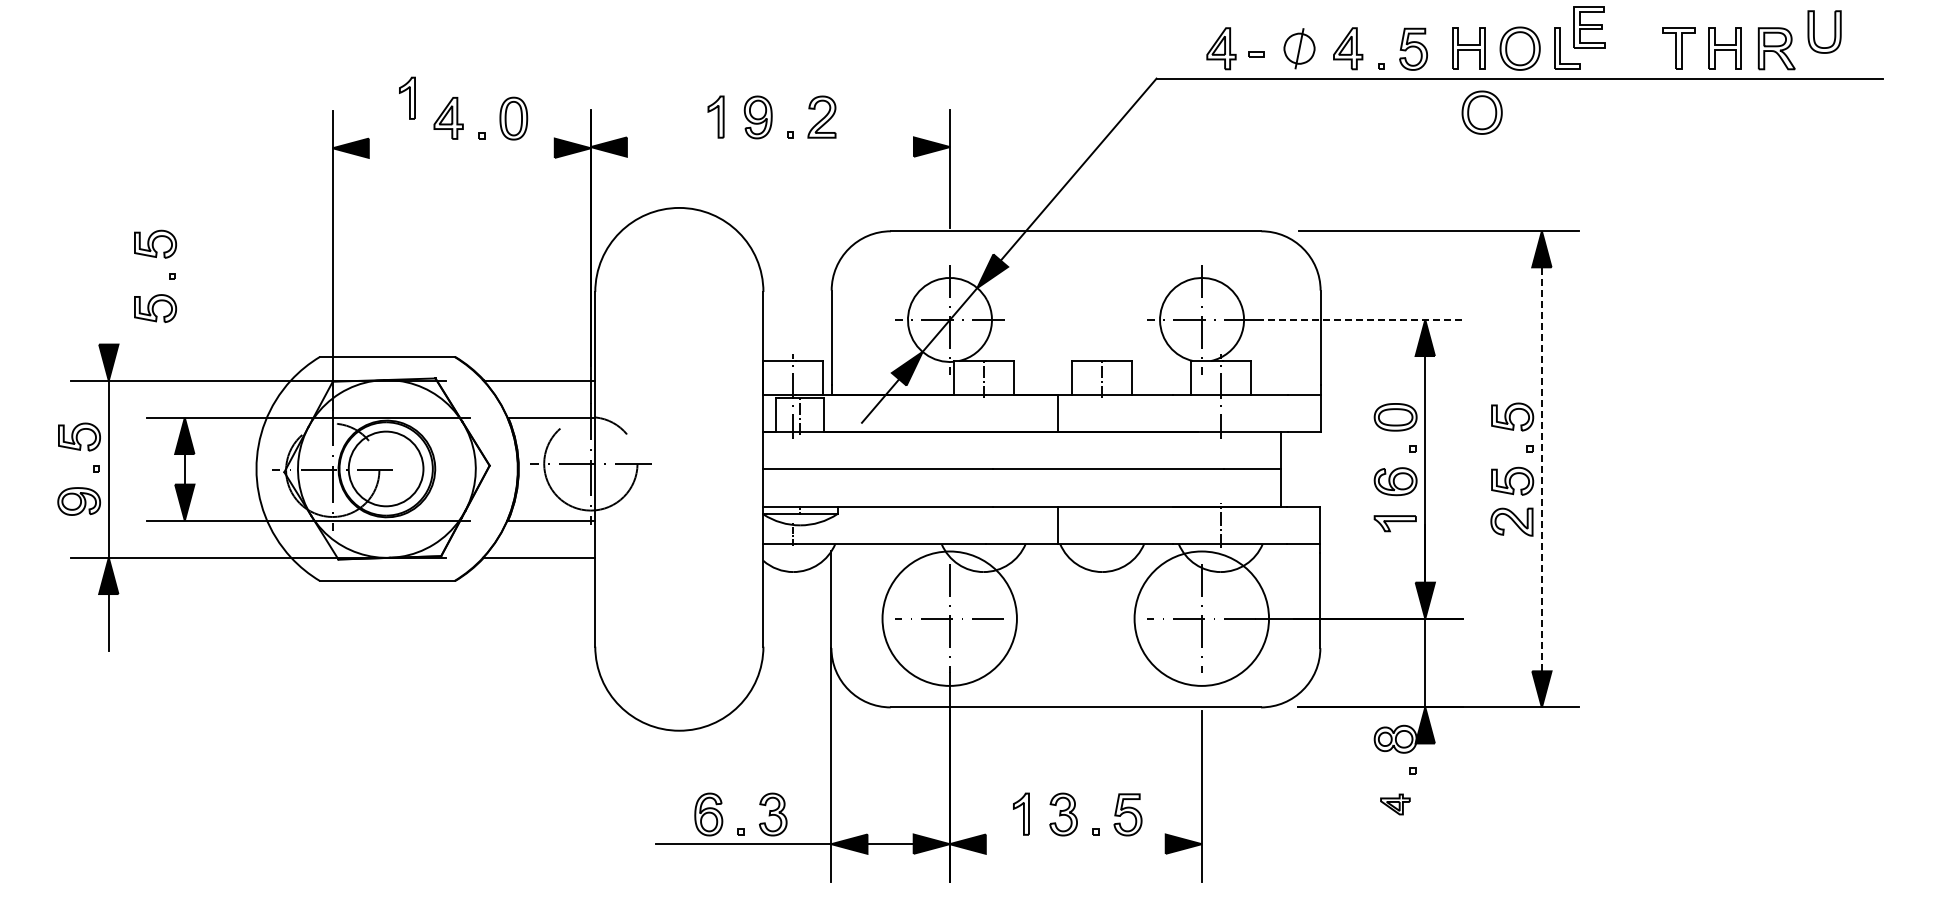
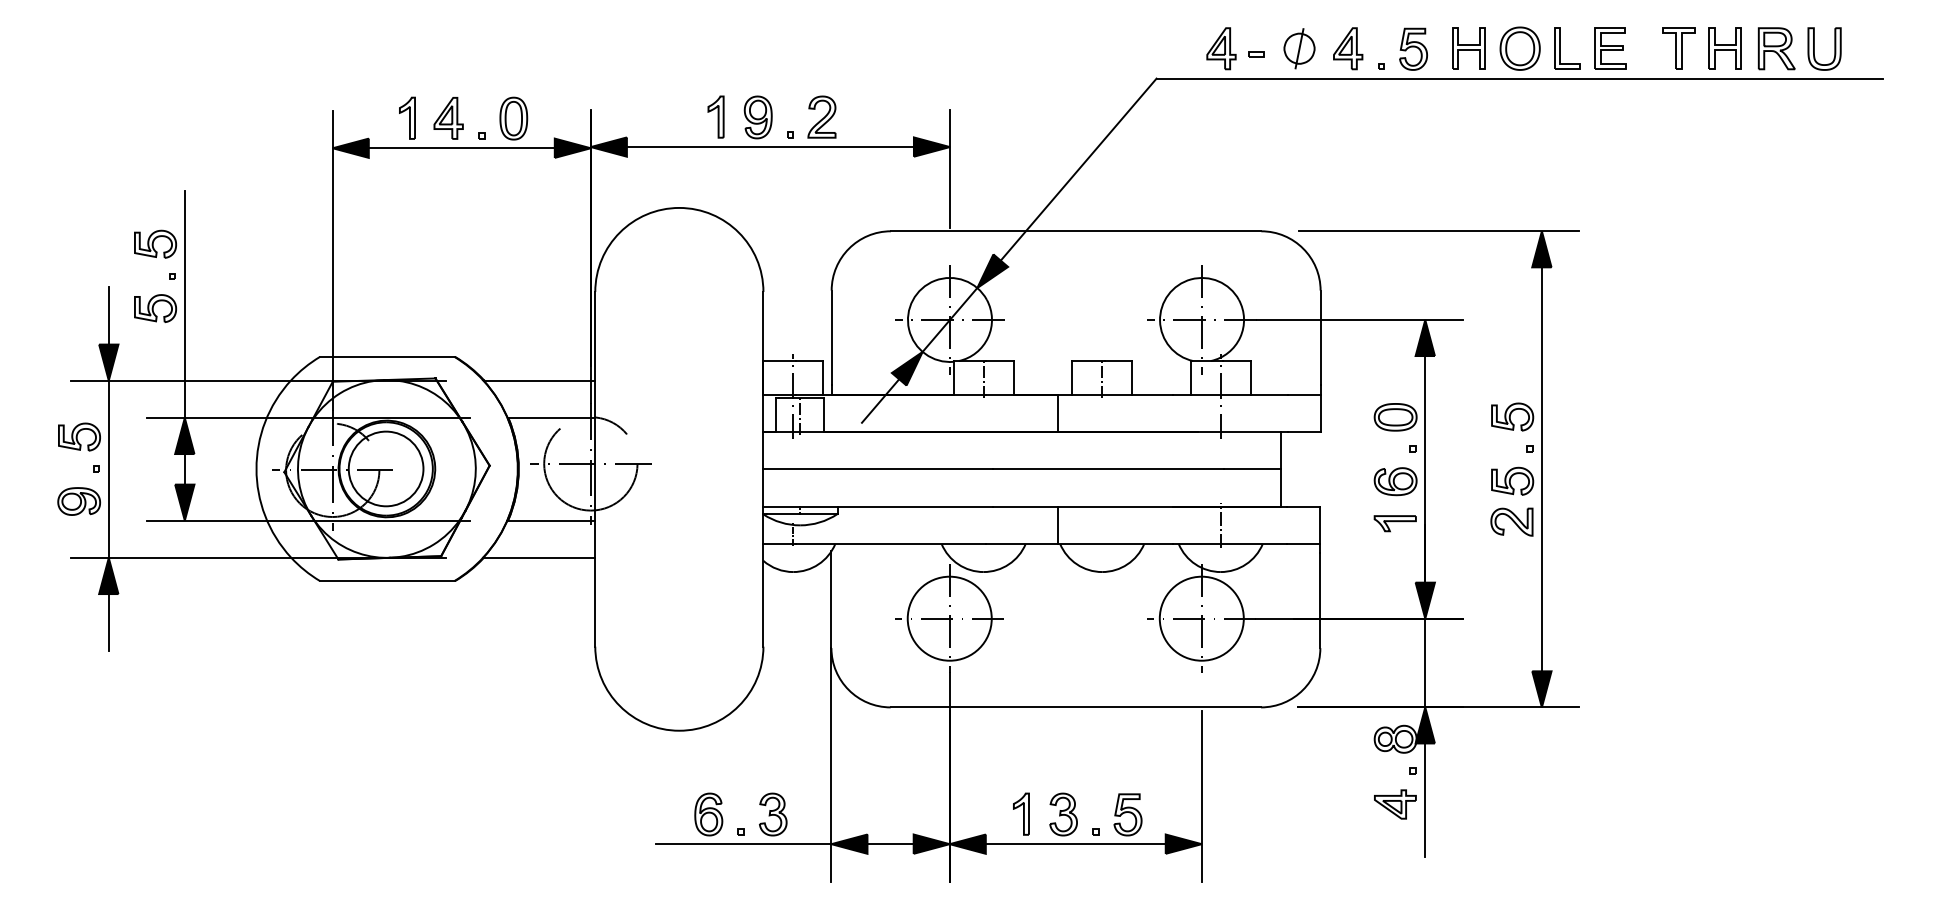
part position: (1589, 27) -> (1610, 48) (1610, 48)
part position: (1814, 31) -> (1814, 48) (1814, 48)
part position: (407, 97) -> (407, 117) (407, 117)
part: present -> none (1481, 112)
line: none -> present (769, 147)
line: none -> present (461, 148)
line: none -> present (184, 304)
line: none -> present (108, 315)
line: dashed -> solid (1359, 319)
line: dashed -> solid (1541, 469)
circle diameter: 134 px -> 84 px (949, 618)
circle diameter: 134 px -> 84 px (1201, 618)
line: none -> present (1425, 799)
part size: 31x23 px -> 43x31 px (1395, 804)
line: none -> present (1075, 844)
